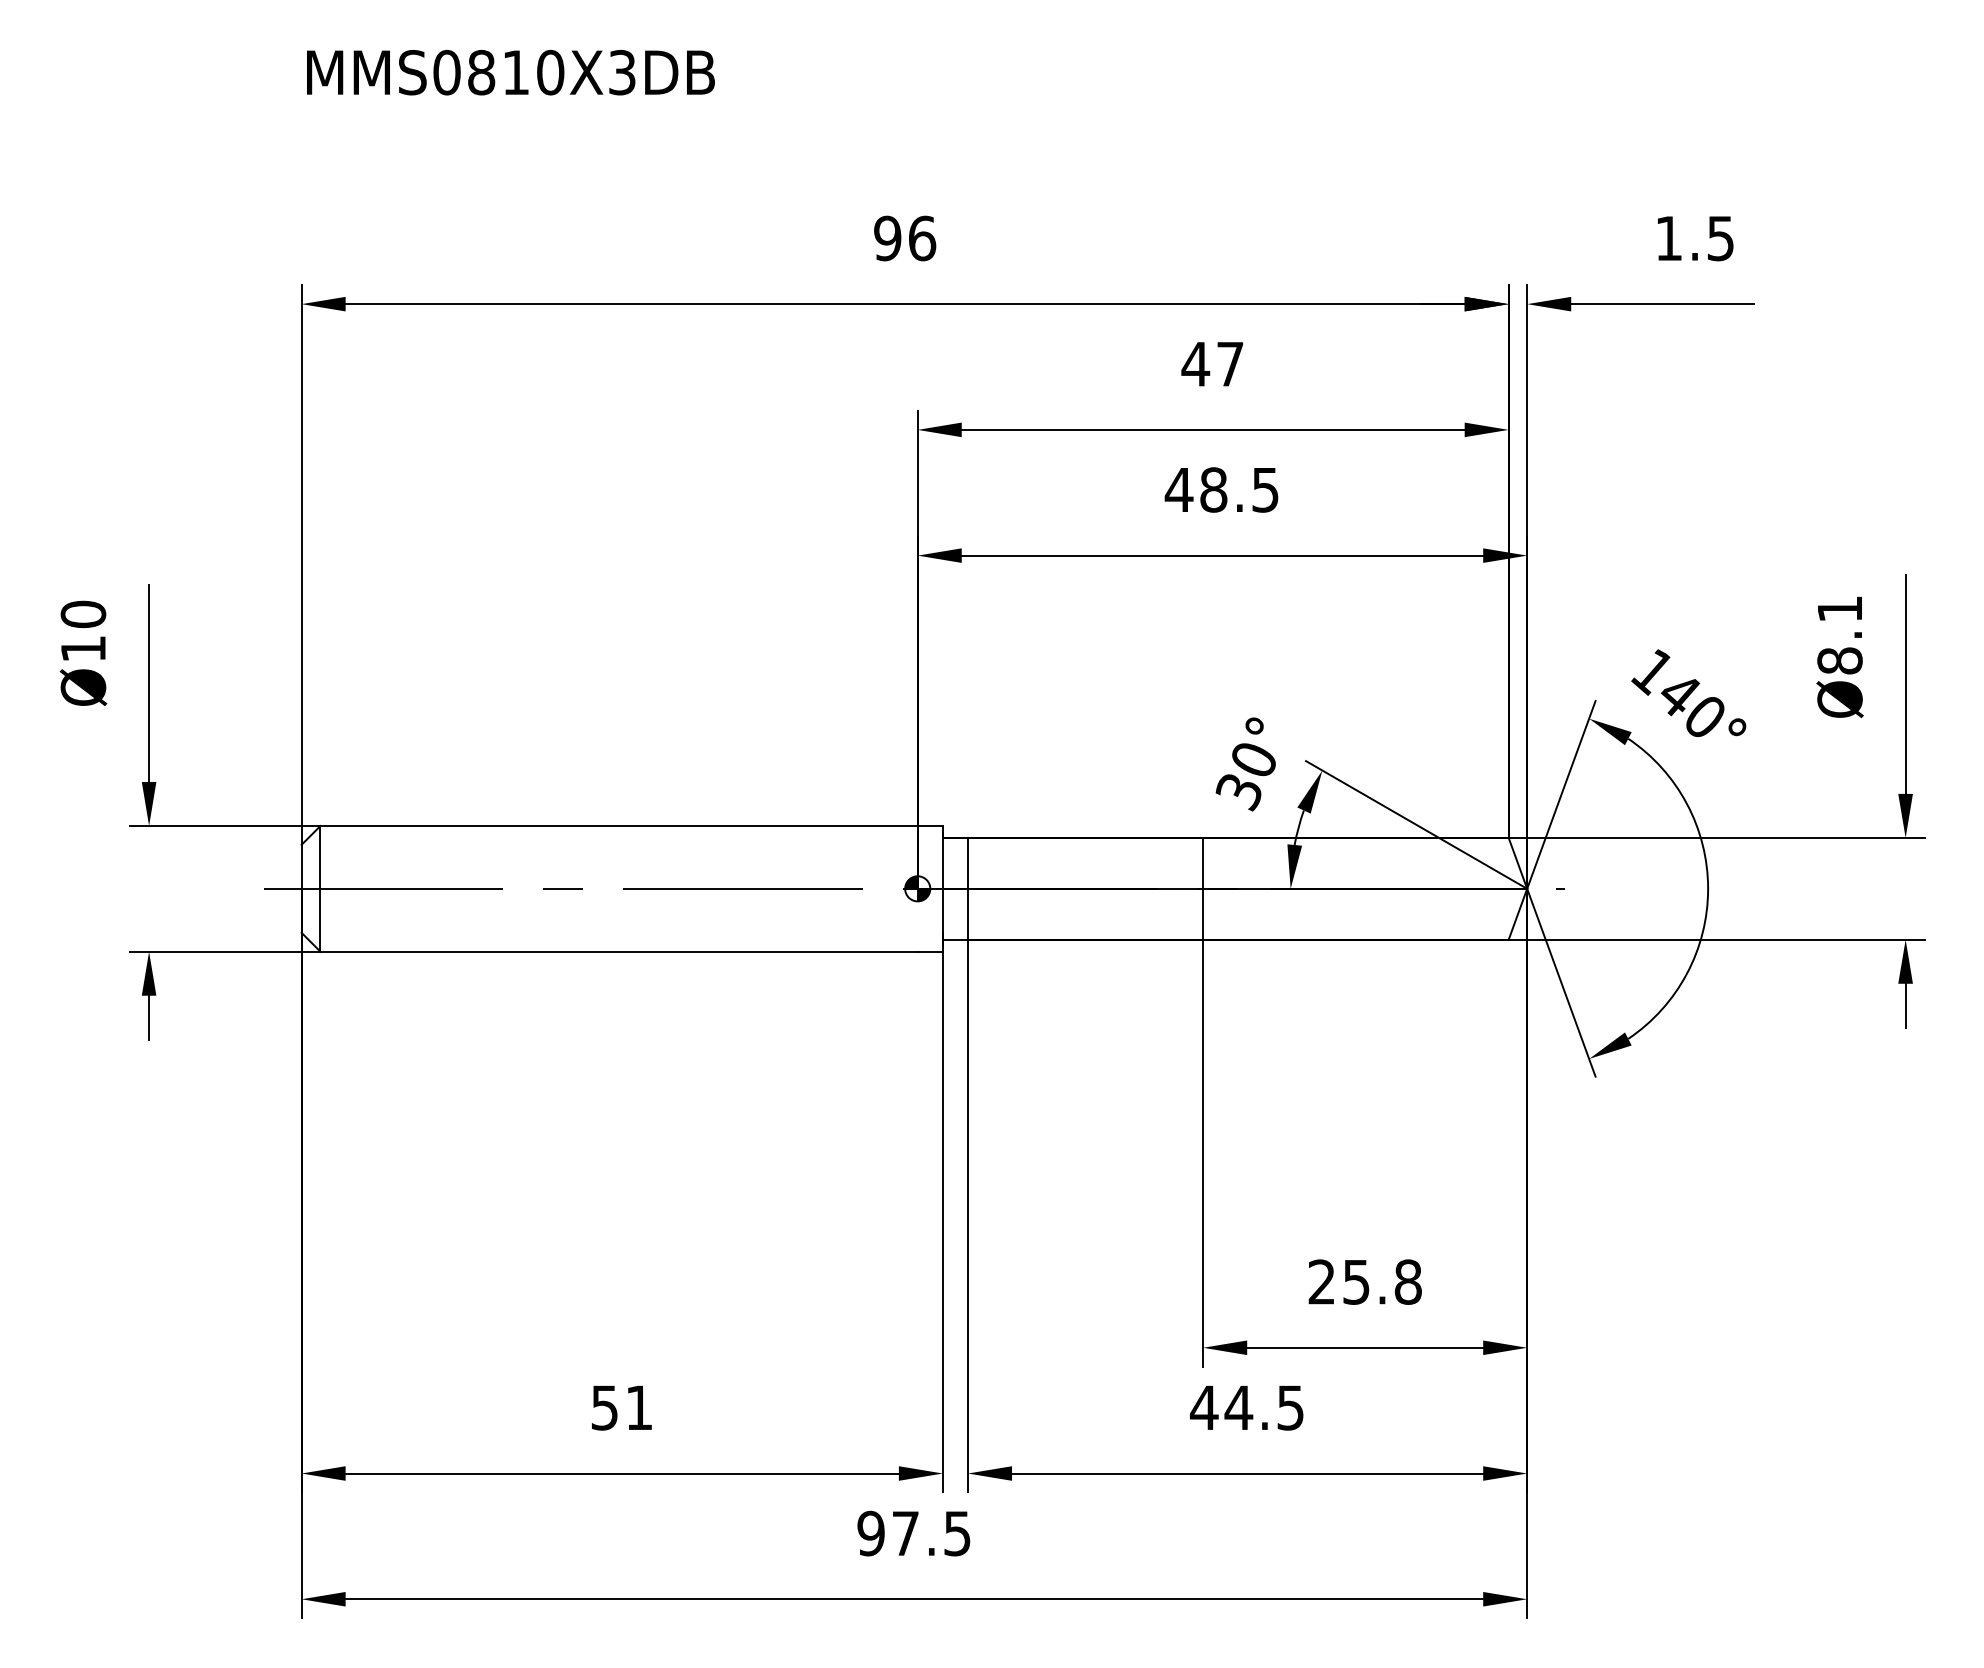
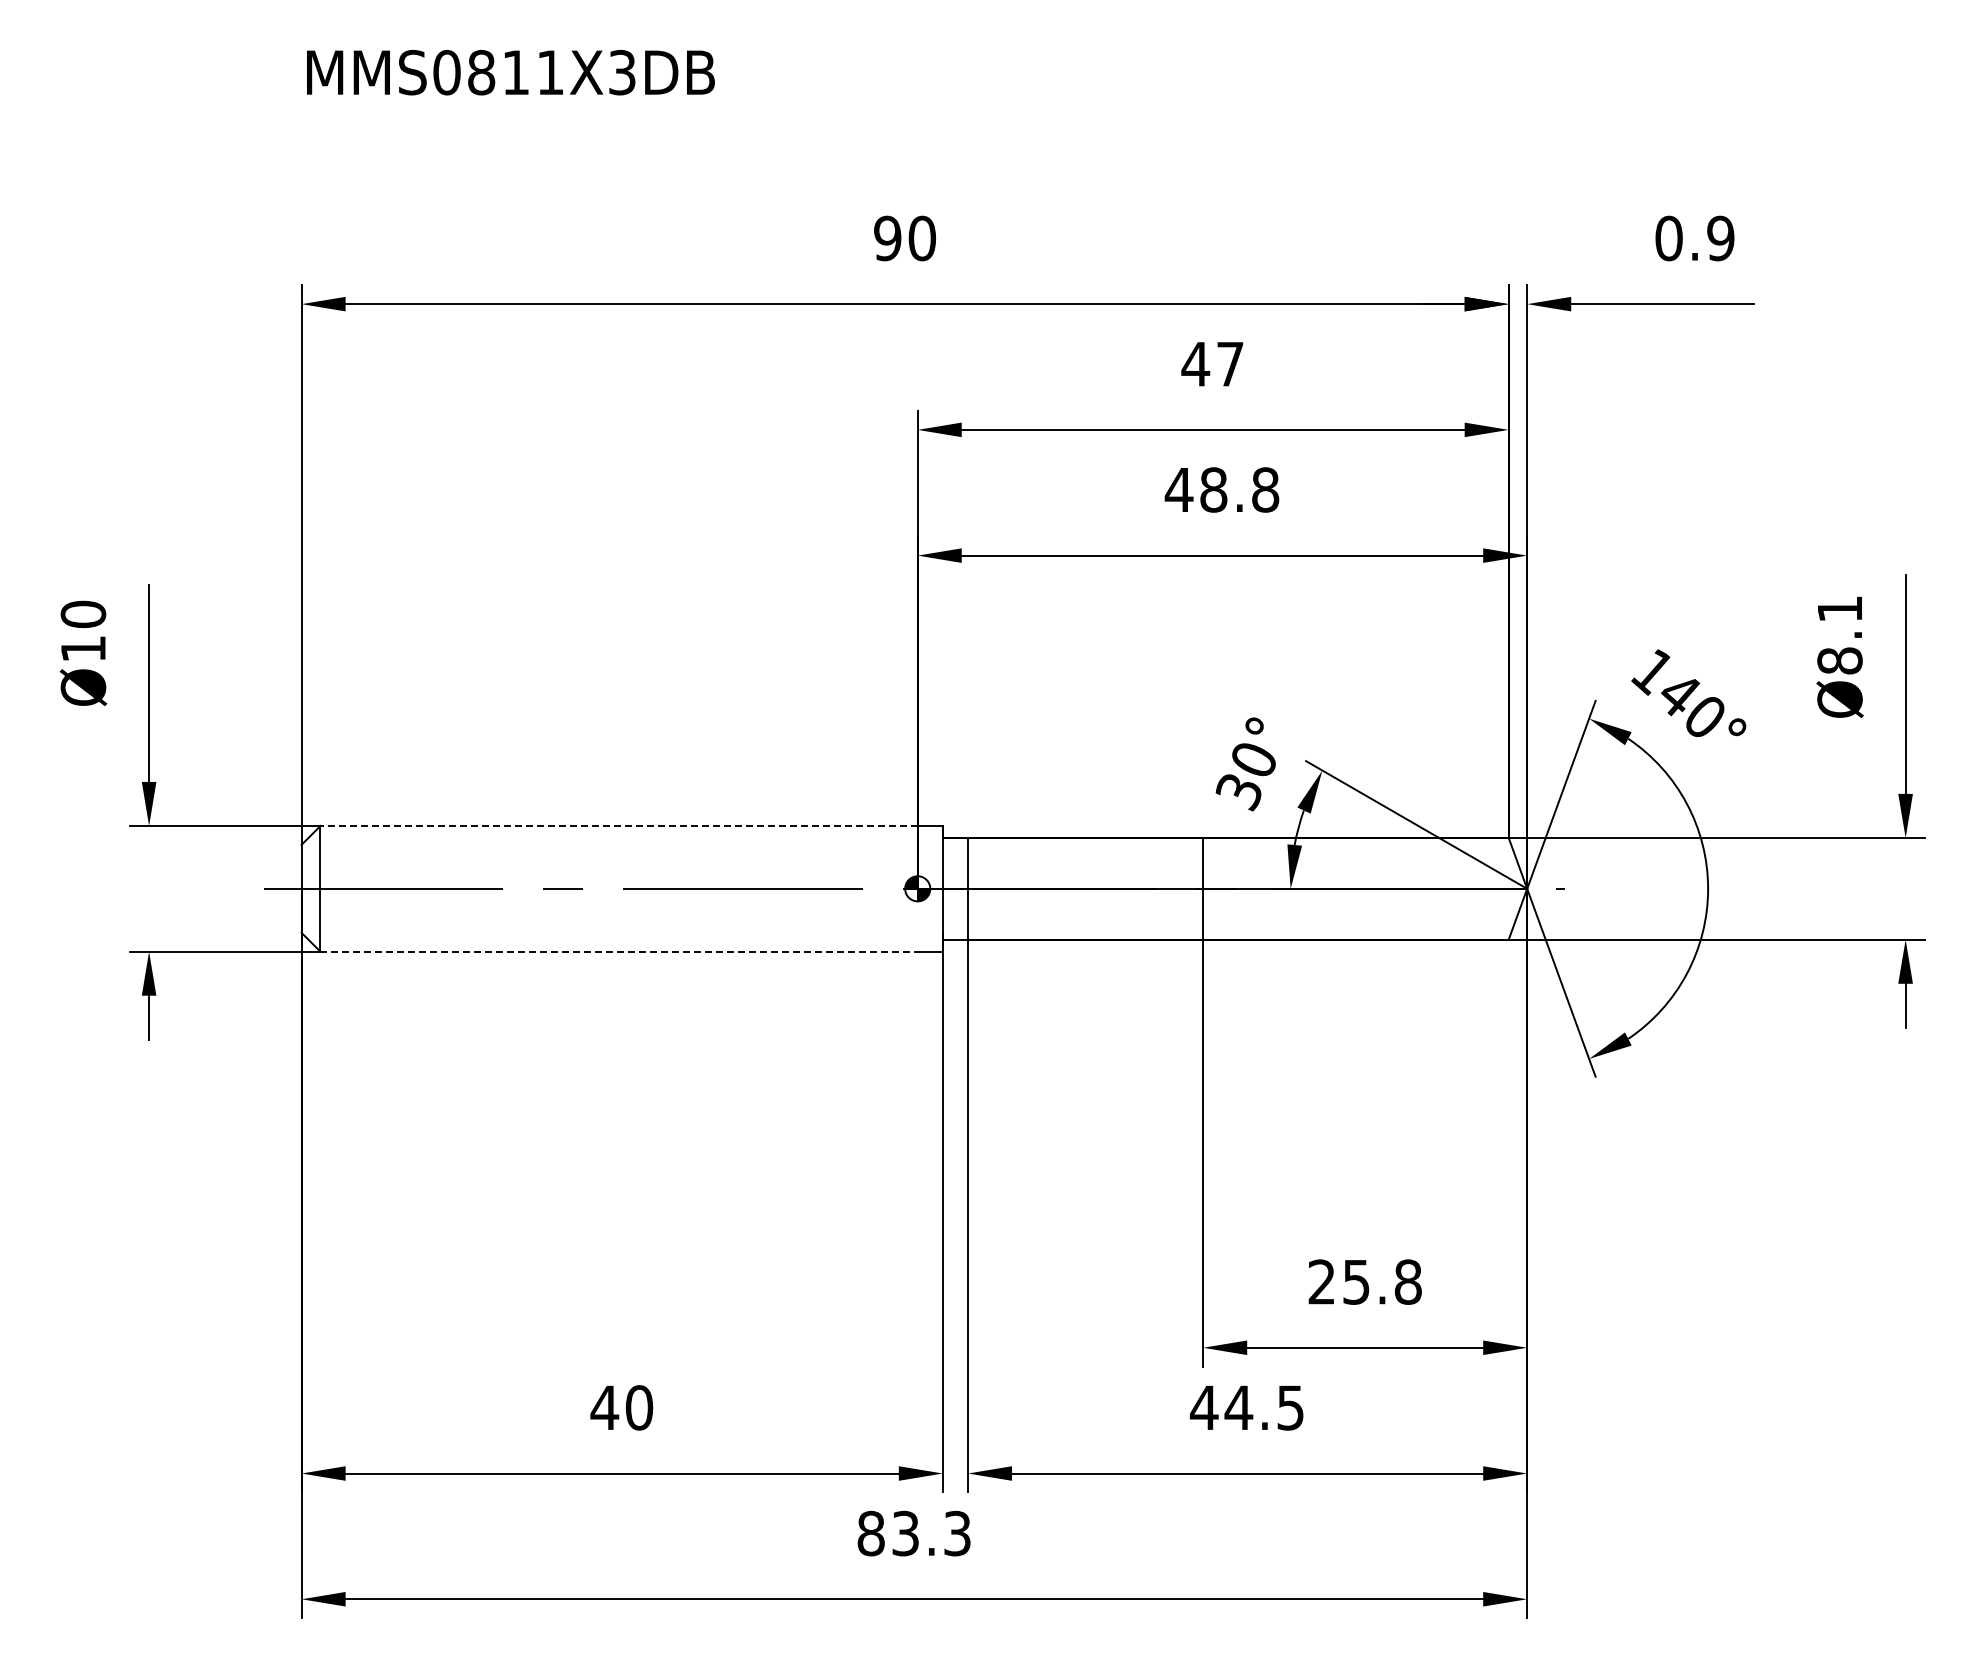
text: MMS0810X3DB -> MMS0811X3DB (550, 72)
text: 96 -> 90 (922, 238)
text: 1.5 -> 0.9 (1694, 238)
text: 48.5 -> 48.8 (1265, 489)
line: solid -> dashed (619, 825)
line: solid -> dashed (619, 951)
text: 51 -> 40 (621, 1407)
text: 97.5 -> 83.3 (913, 1533)
